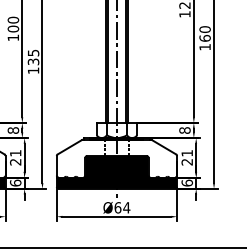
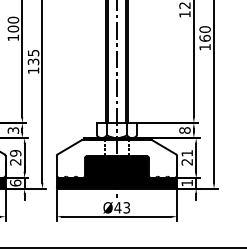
text: 8 -> 3 (13, 130)
text: 21 -> 29 (15, 153)
text: 6 -> 1 (186, 182)
text: Ø64 -> Ø43 (122, 207)
